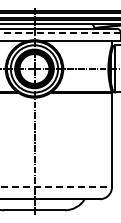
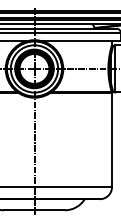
line: dashed -> solid (59, 33)
line: dashed -> solid (56, 187)
